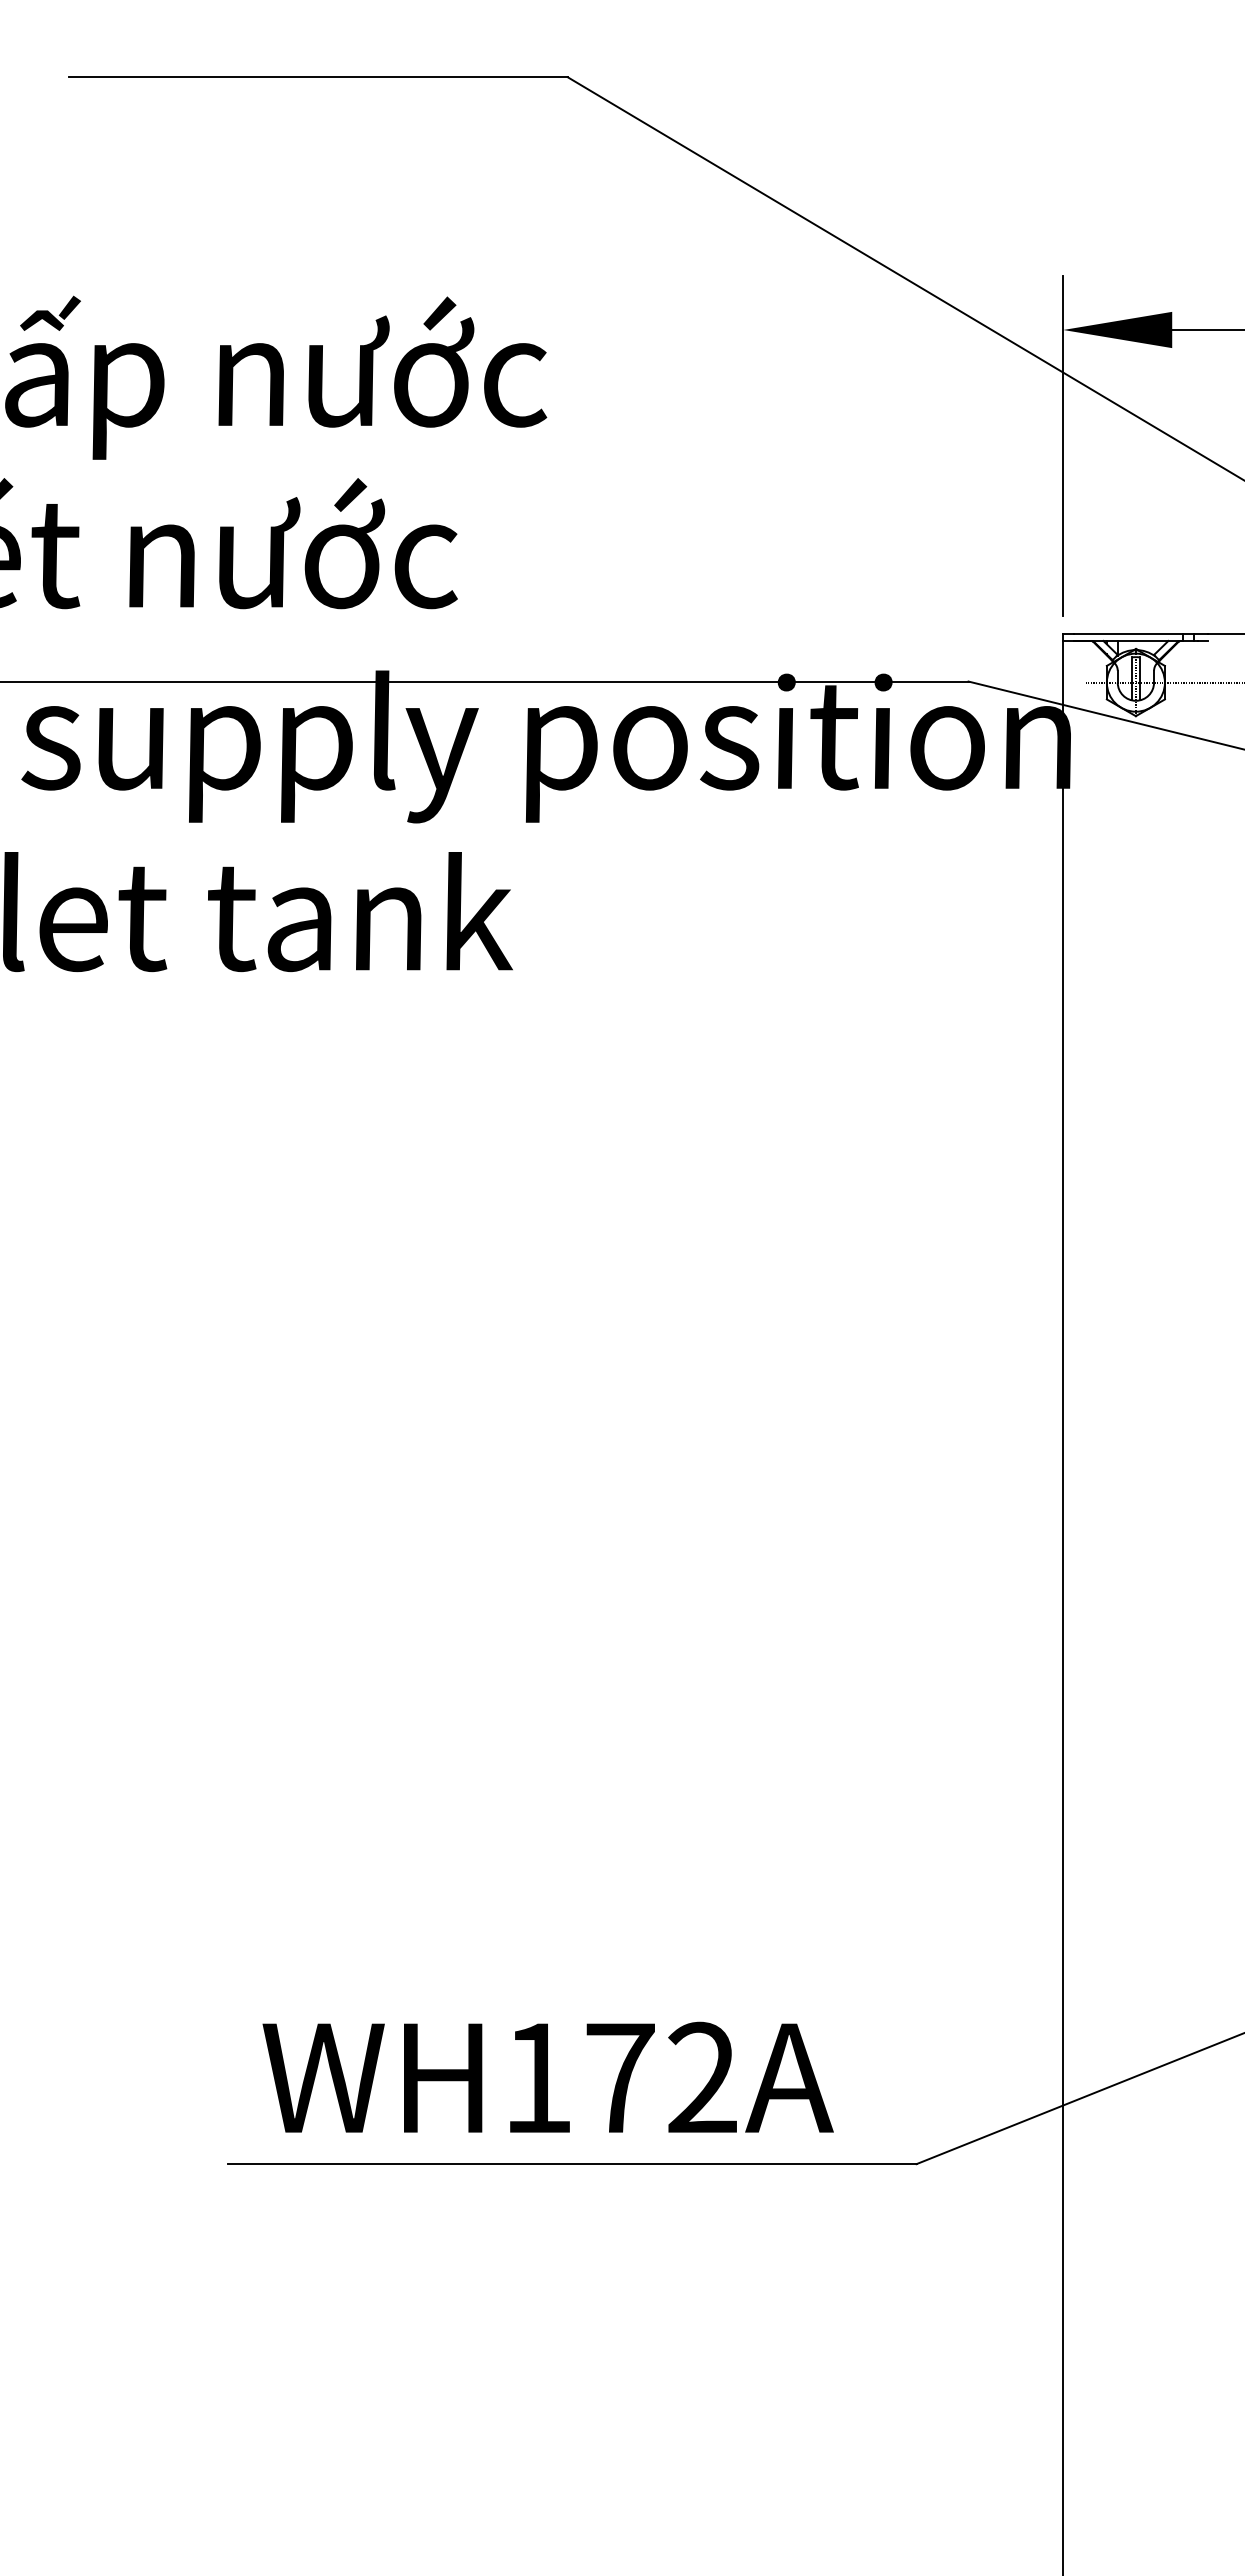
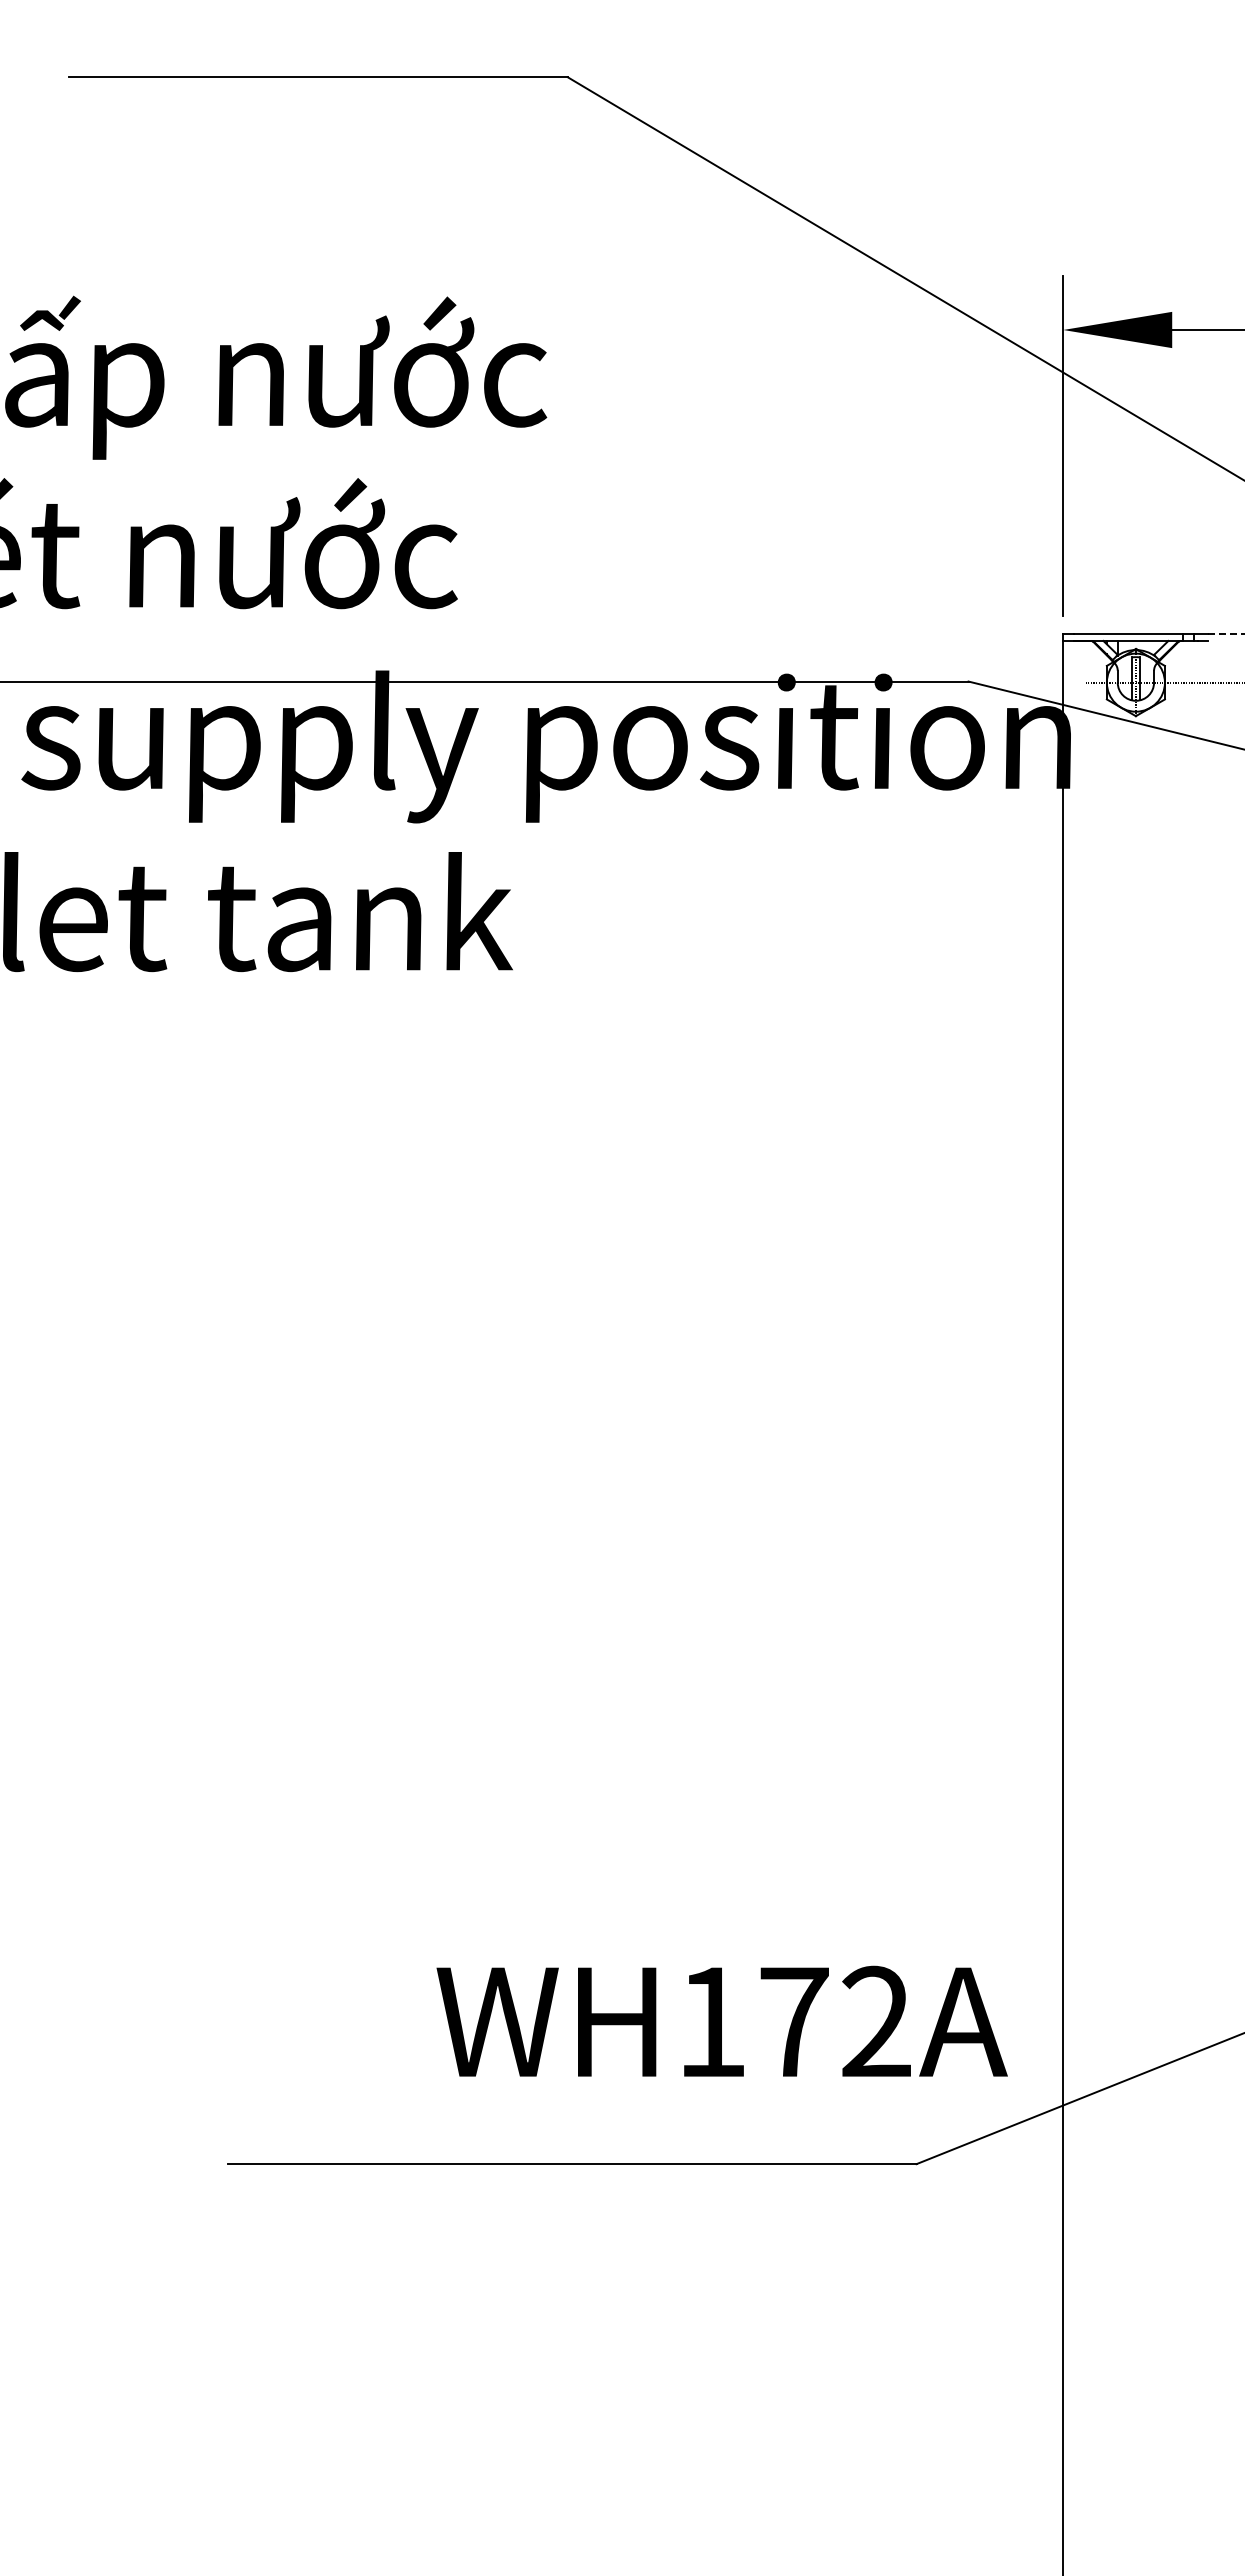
line: solid -> dashed (1226, 633)
text position: (547, 2076) -> (721, 2020) (721, 2020)
